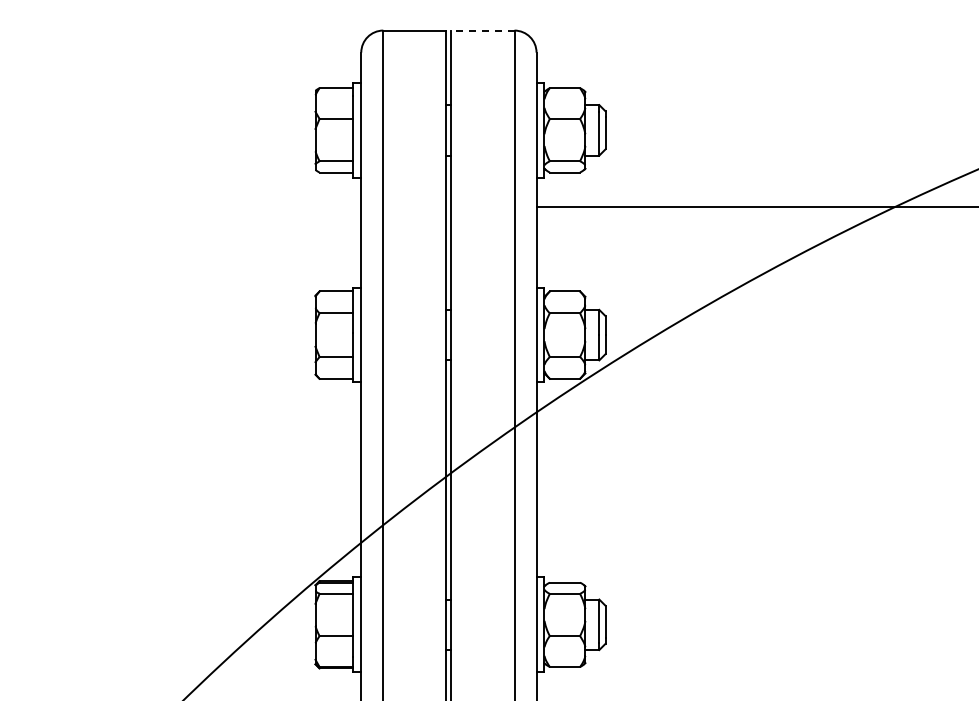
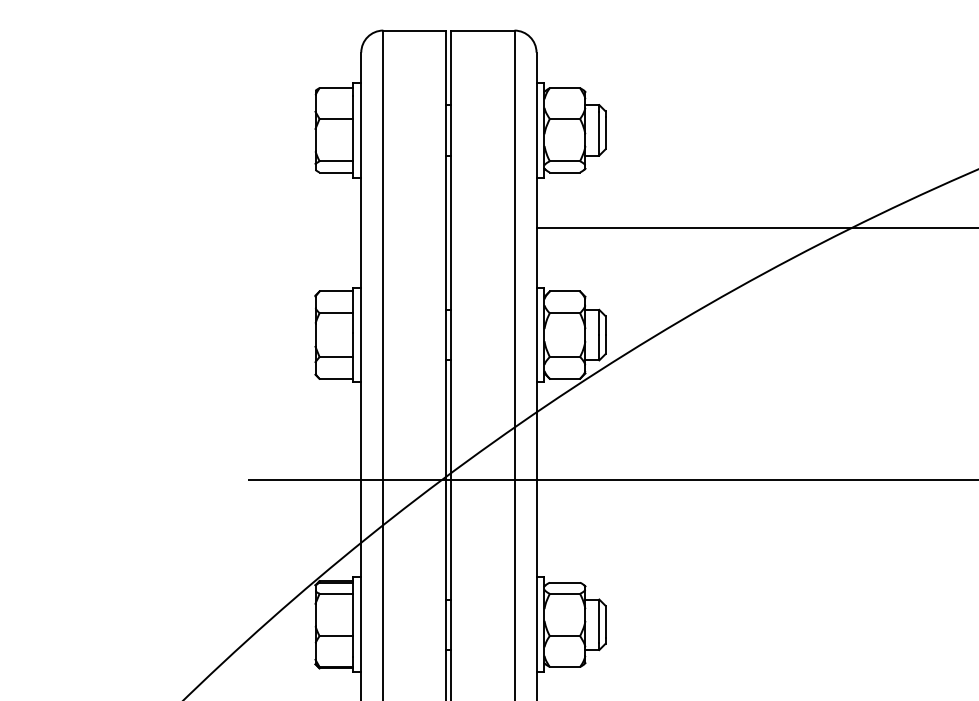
line: dashed -> solid (482, 30)
line position: (755, 206) -> (755, 227) (755, 227)
line: none -> present (611, 479)
